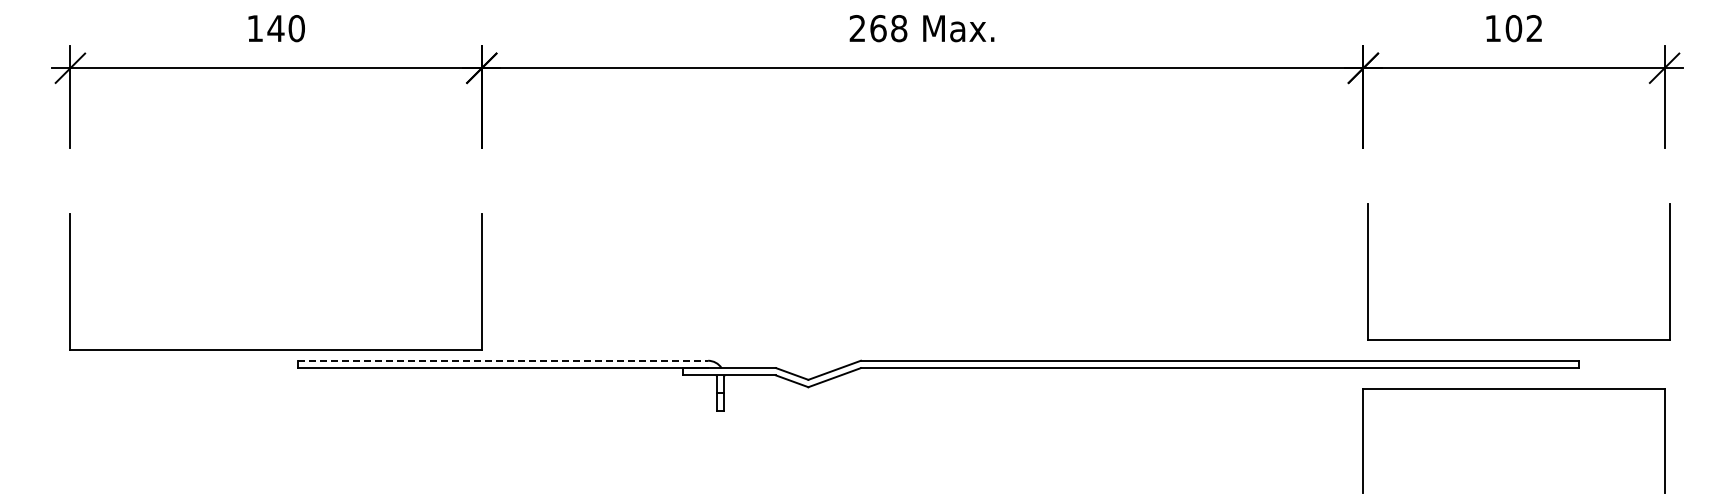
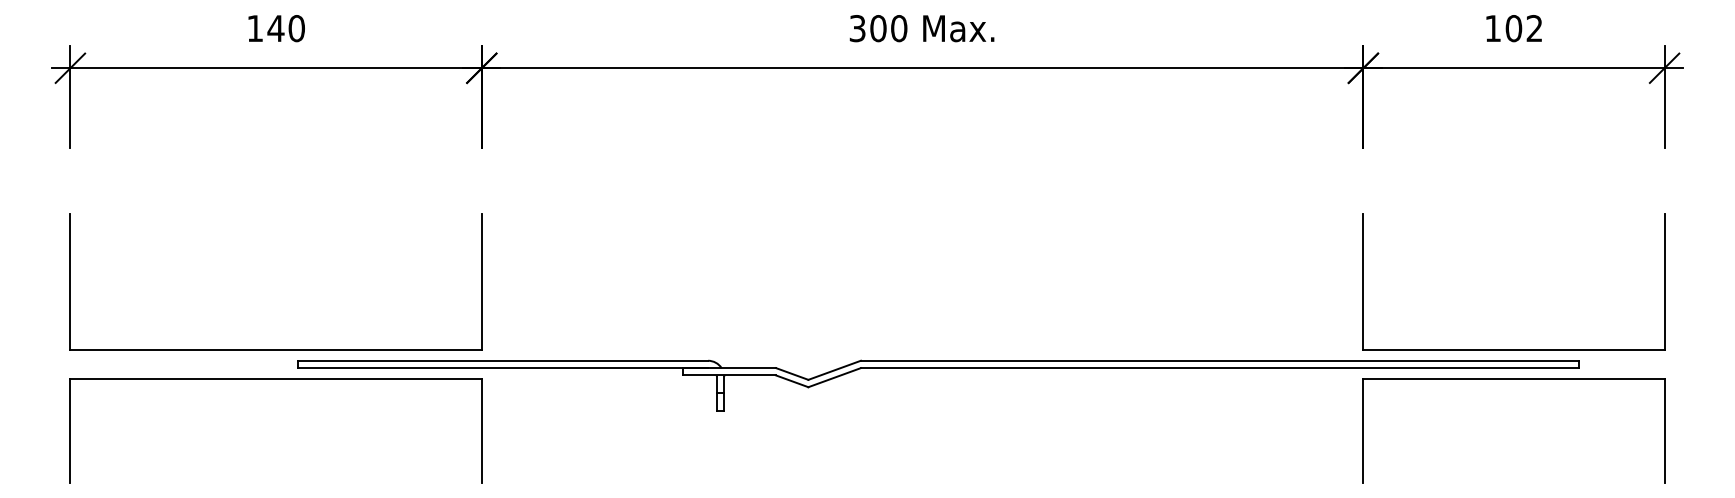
text: 268 -> 300 (878, 28)
part position: (1518, 339) -> (1513, 349) (1513, 349)
line: dashed -> solid (503, 360)
part: none -> present (275, 379)
part position: (1513, 389) -> (1513, 379) (1513, 379)
